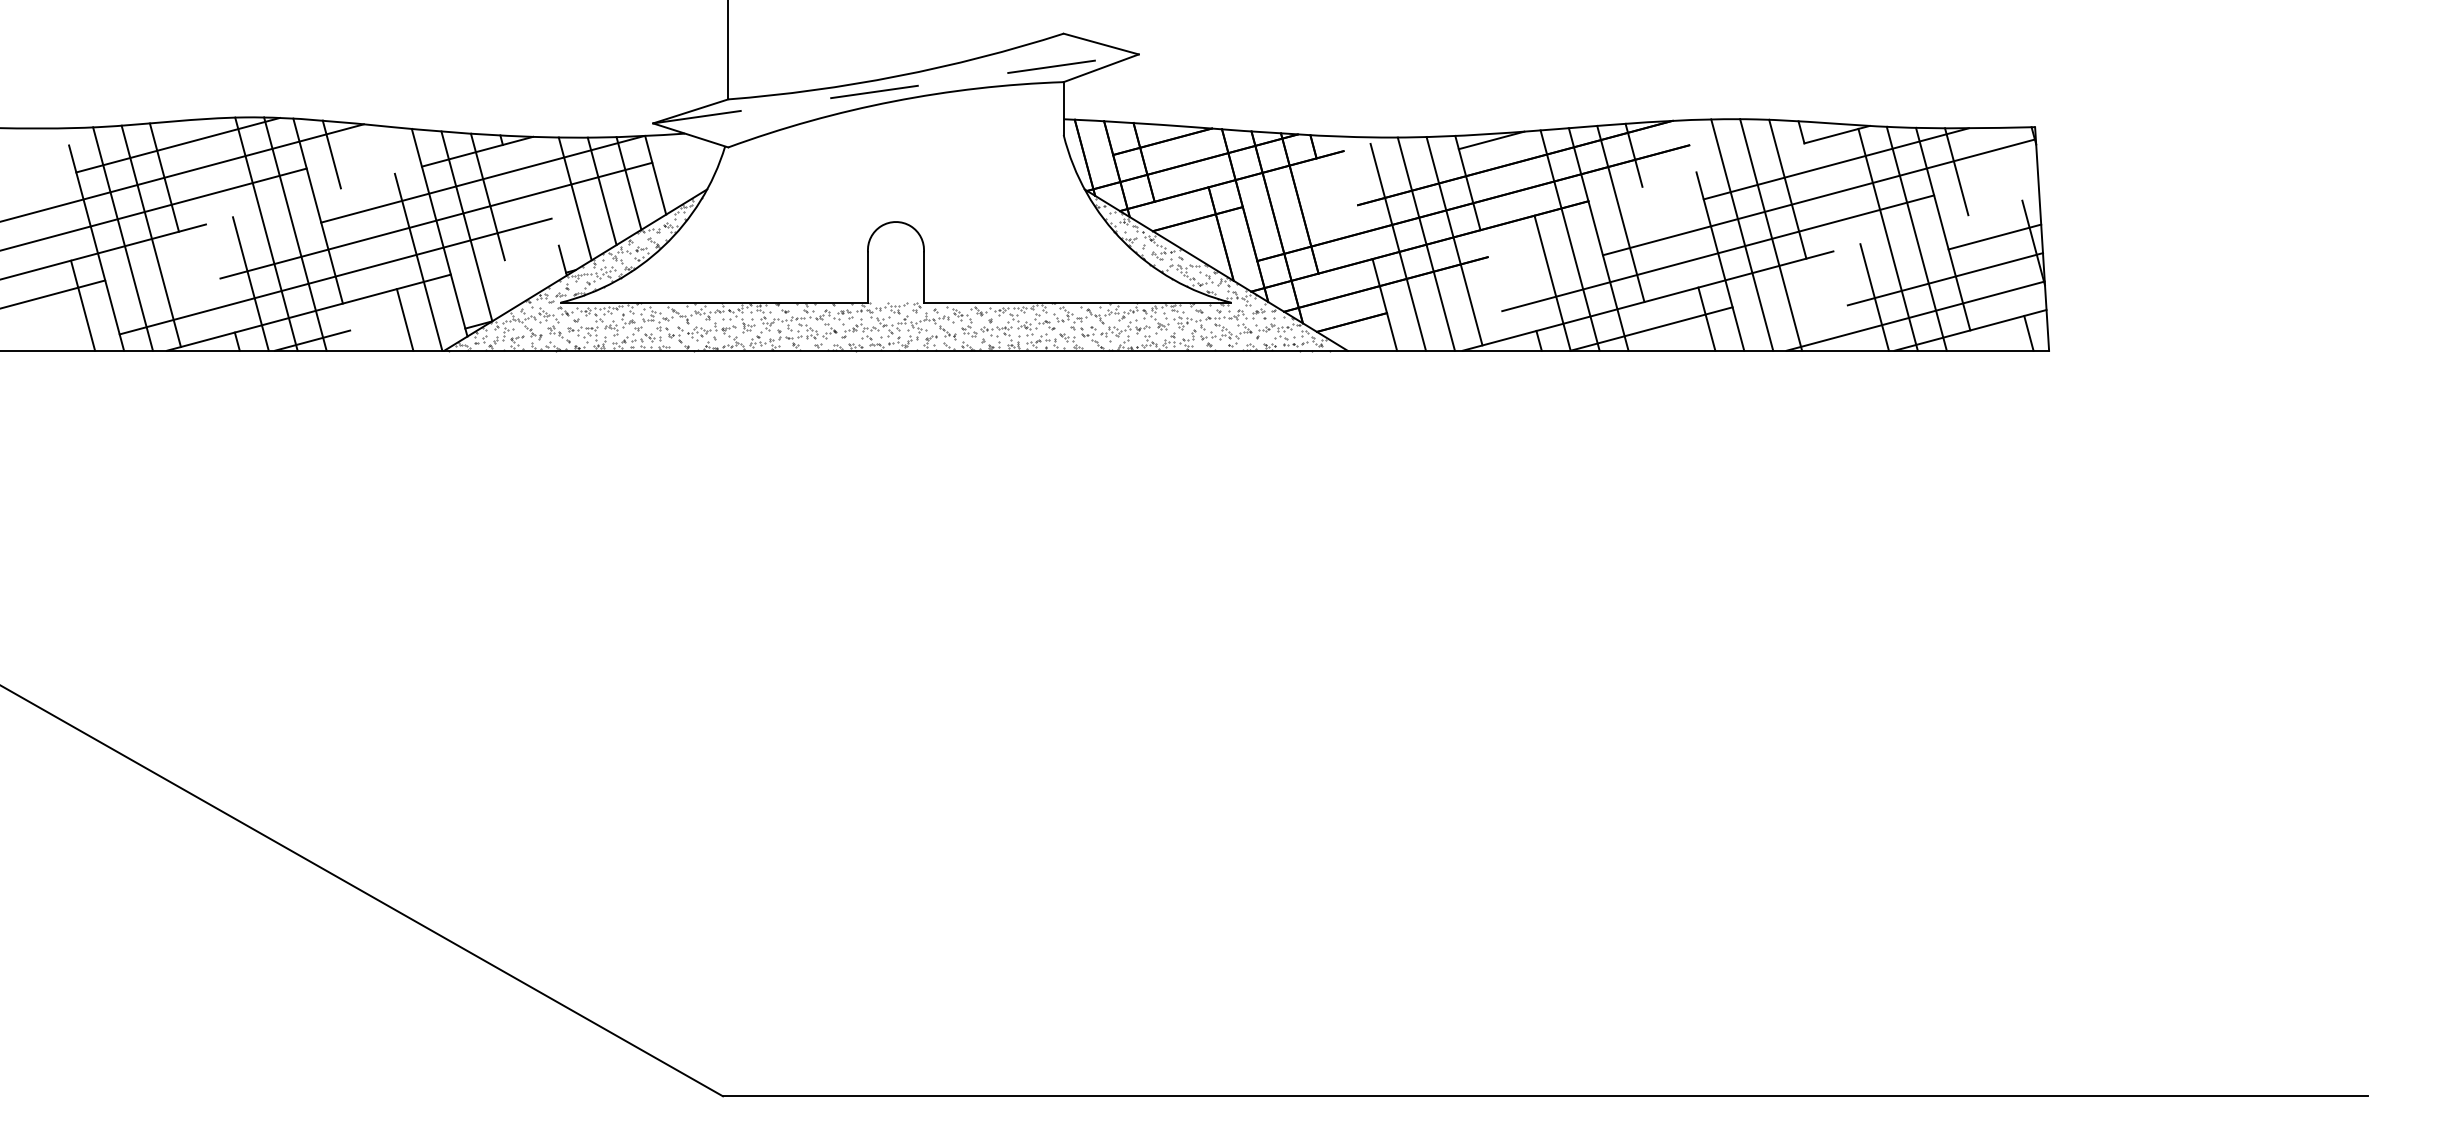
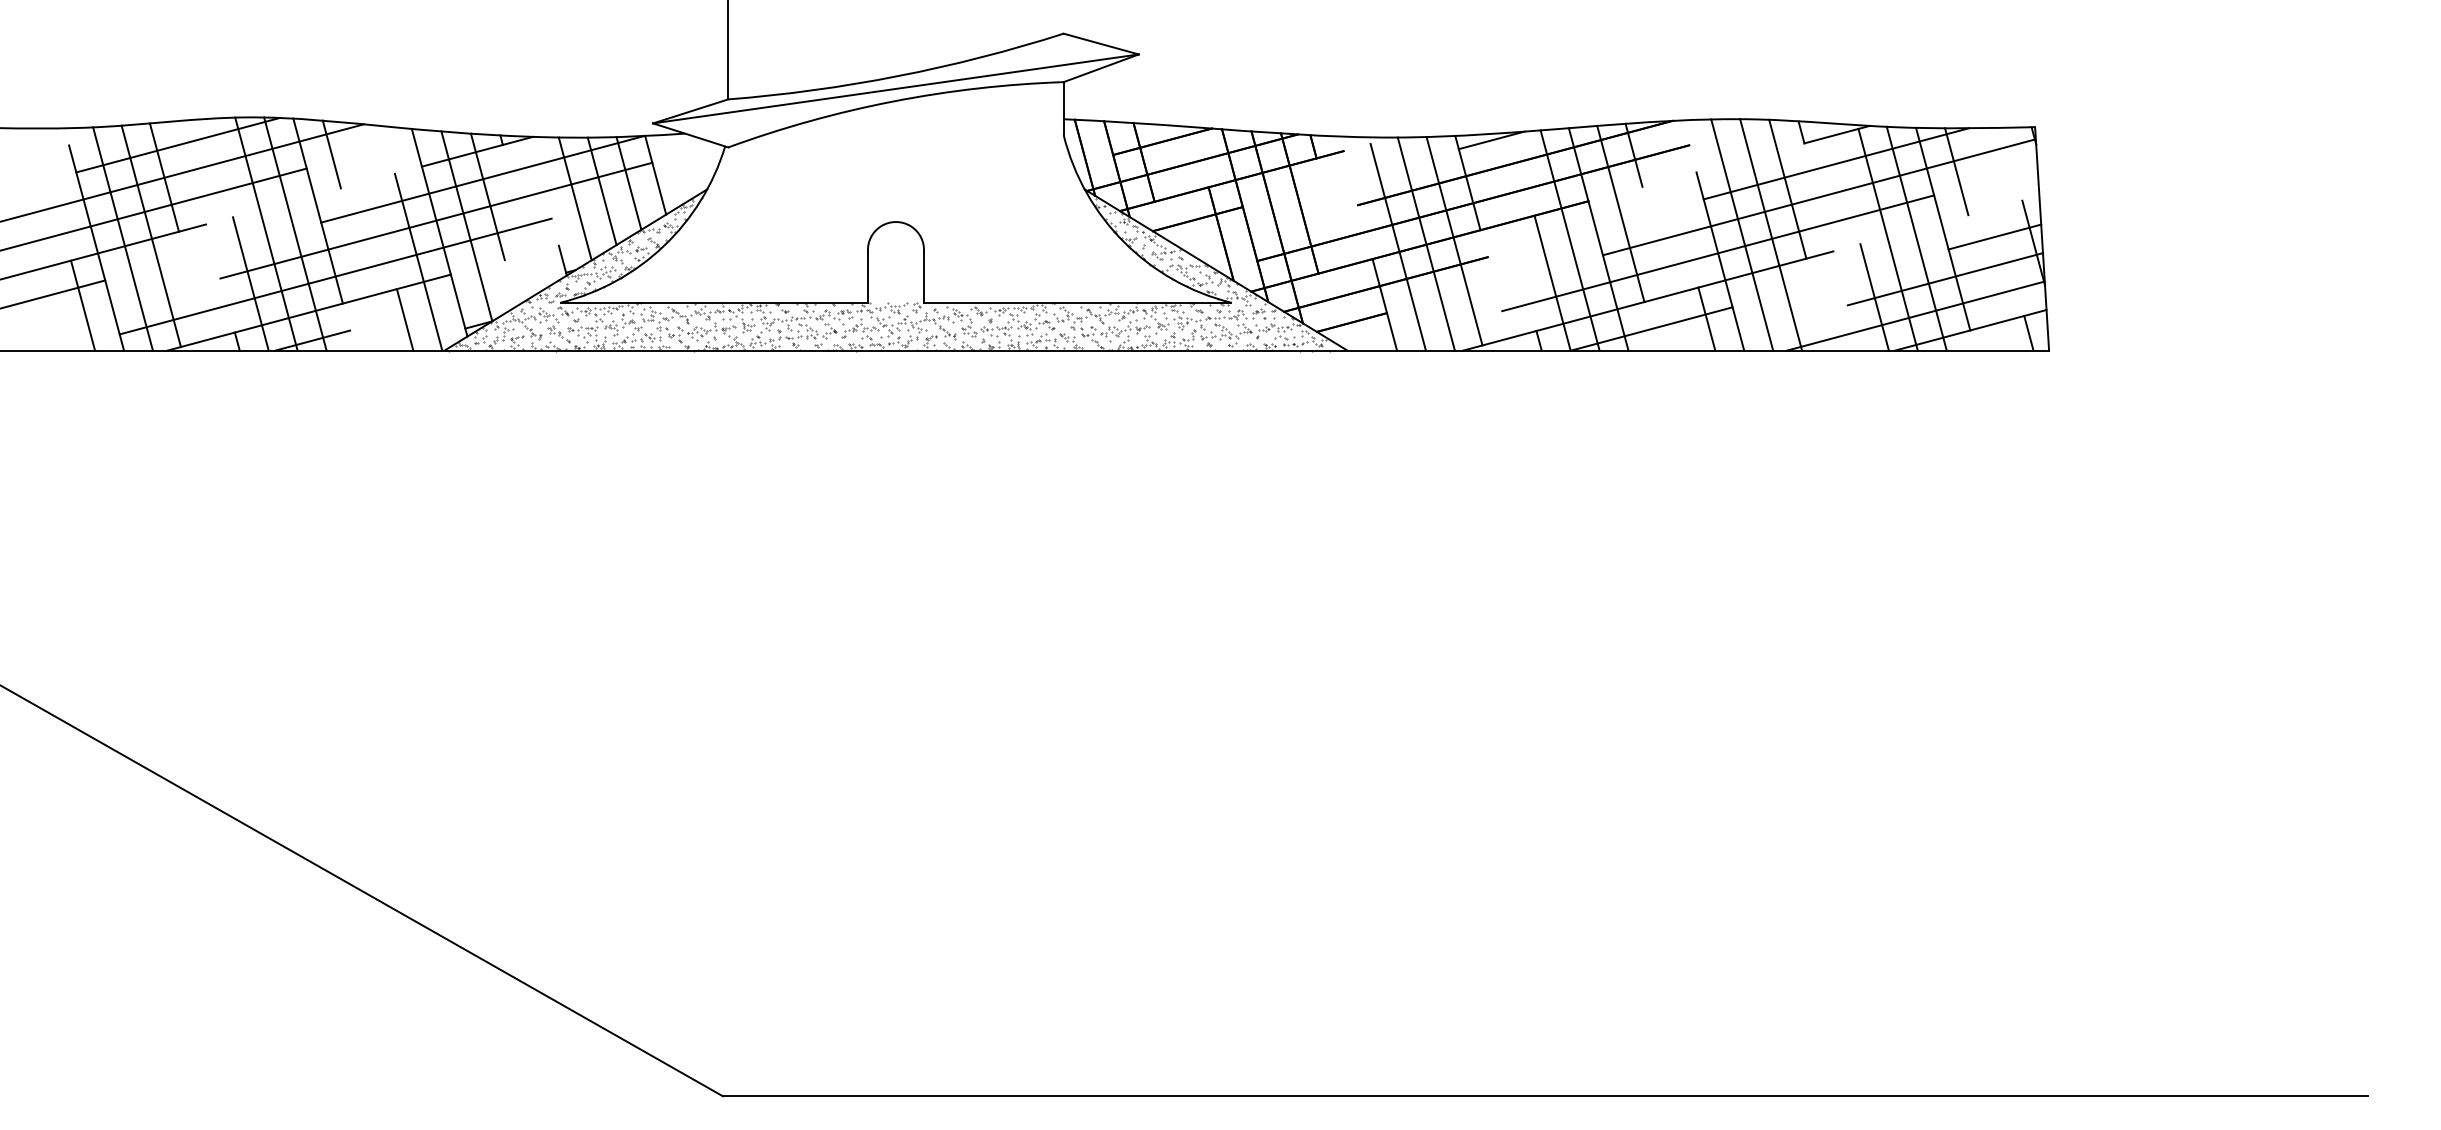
line: dashed -> solid (896, 88)
